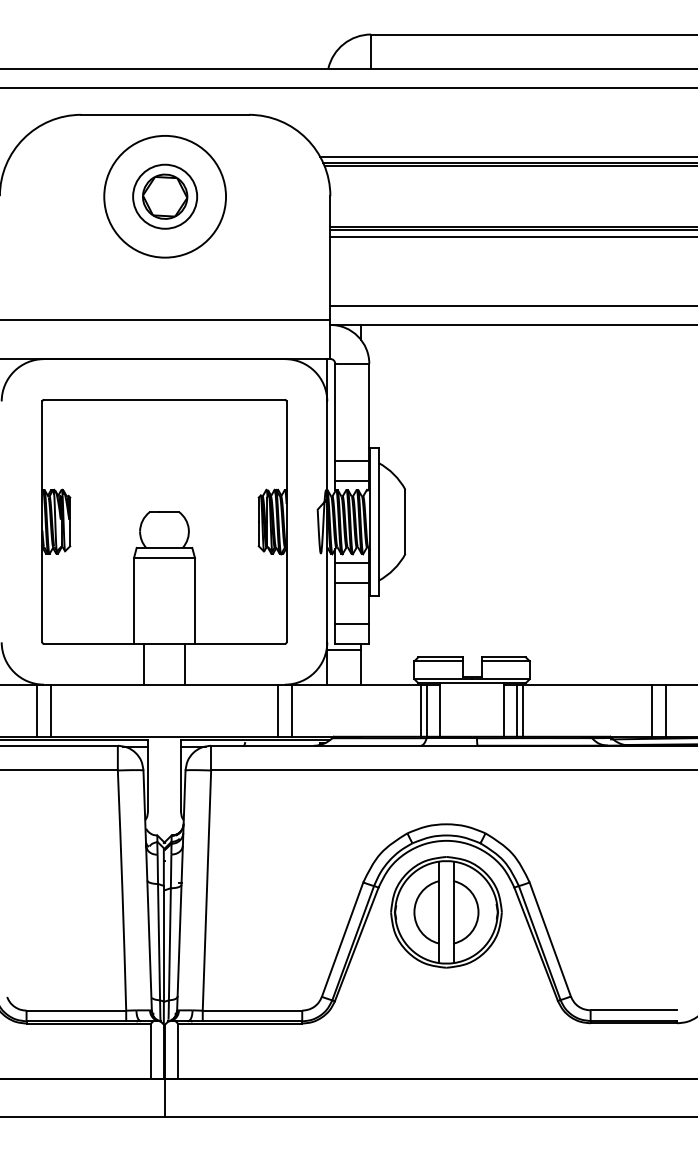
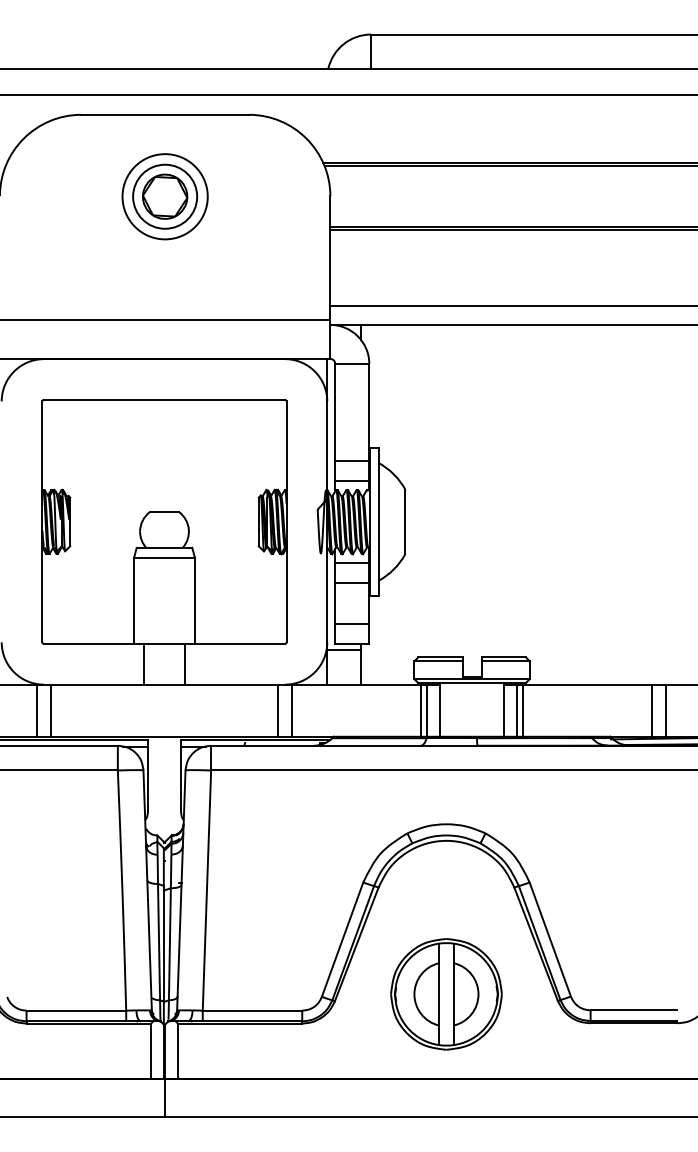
line position: (348, 87) -> (348, 94) (348, 94)
line: present -> none (507, 156)
circle diameter: 122 px -> 85 px (164, 196)
line: present -> none (512, 237)
part position: (446, 912) -> (446, 994) (446, 994)
